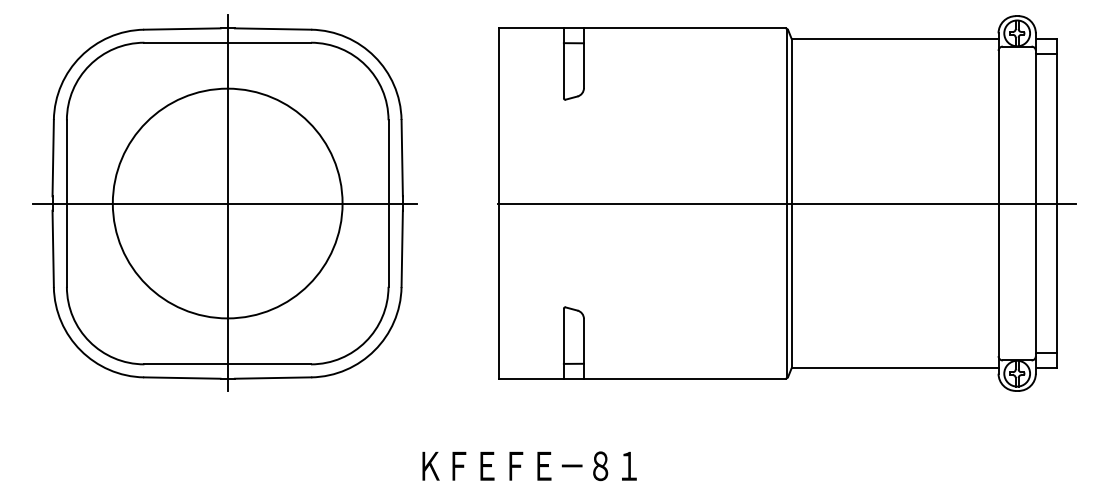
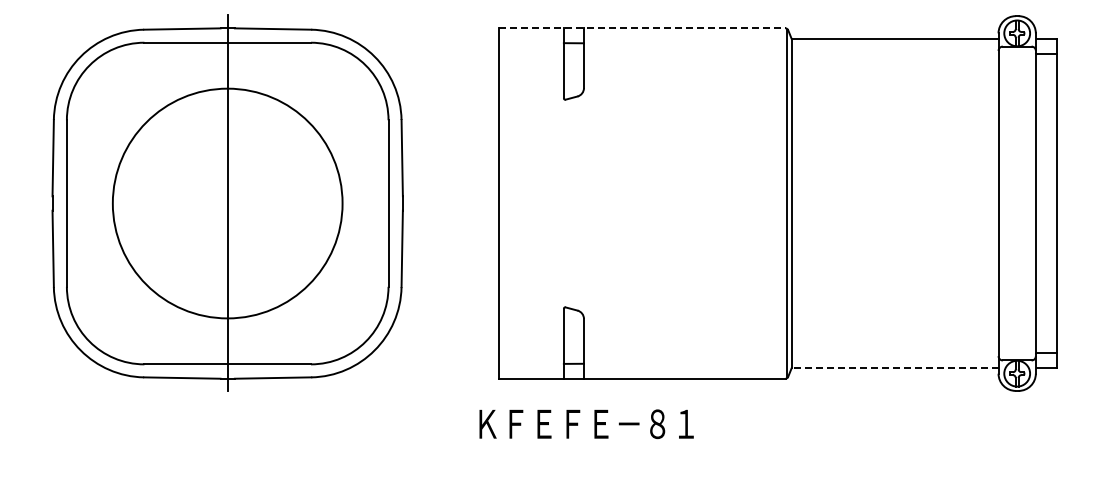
line: solid -> dashed (642, 28)
line: present -> none (224, 203)
line: present -> none (786, 203)
line: solid -> dashed (894, 367)
text position: (529, 466) -> (586, 424) (586, 424)
